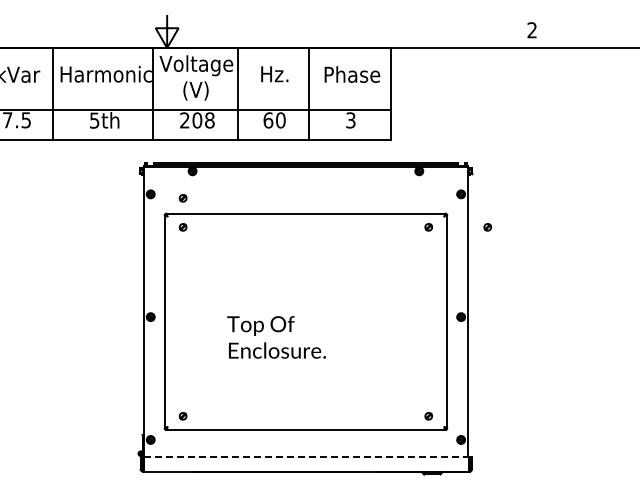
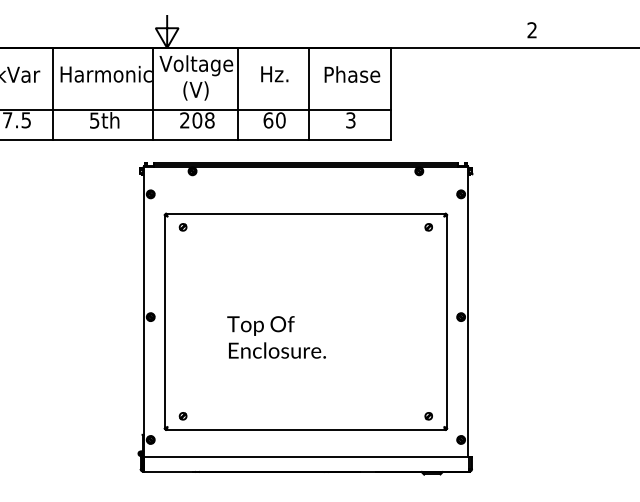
part: present -> none (182, 198)
part: present -> none (487, 227)
line: dashed -> solid (306, 457)
